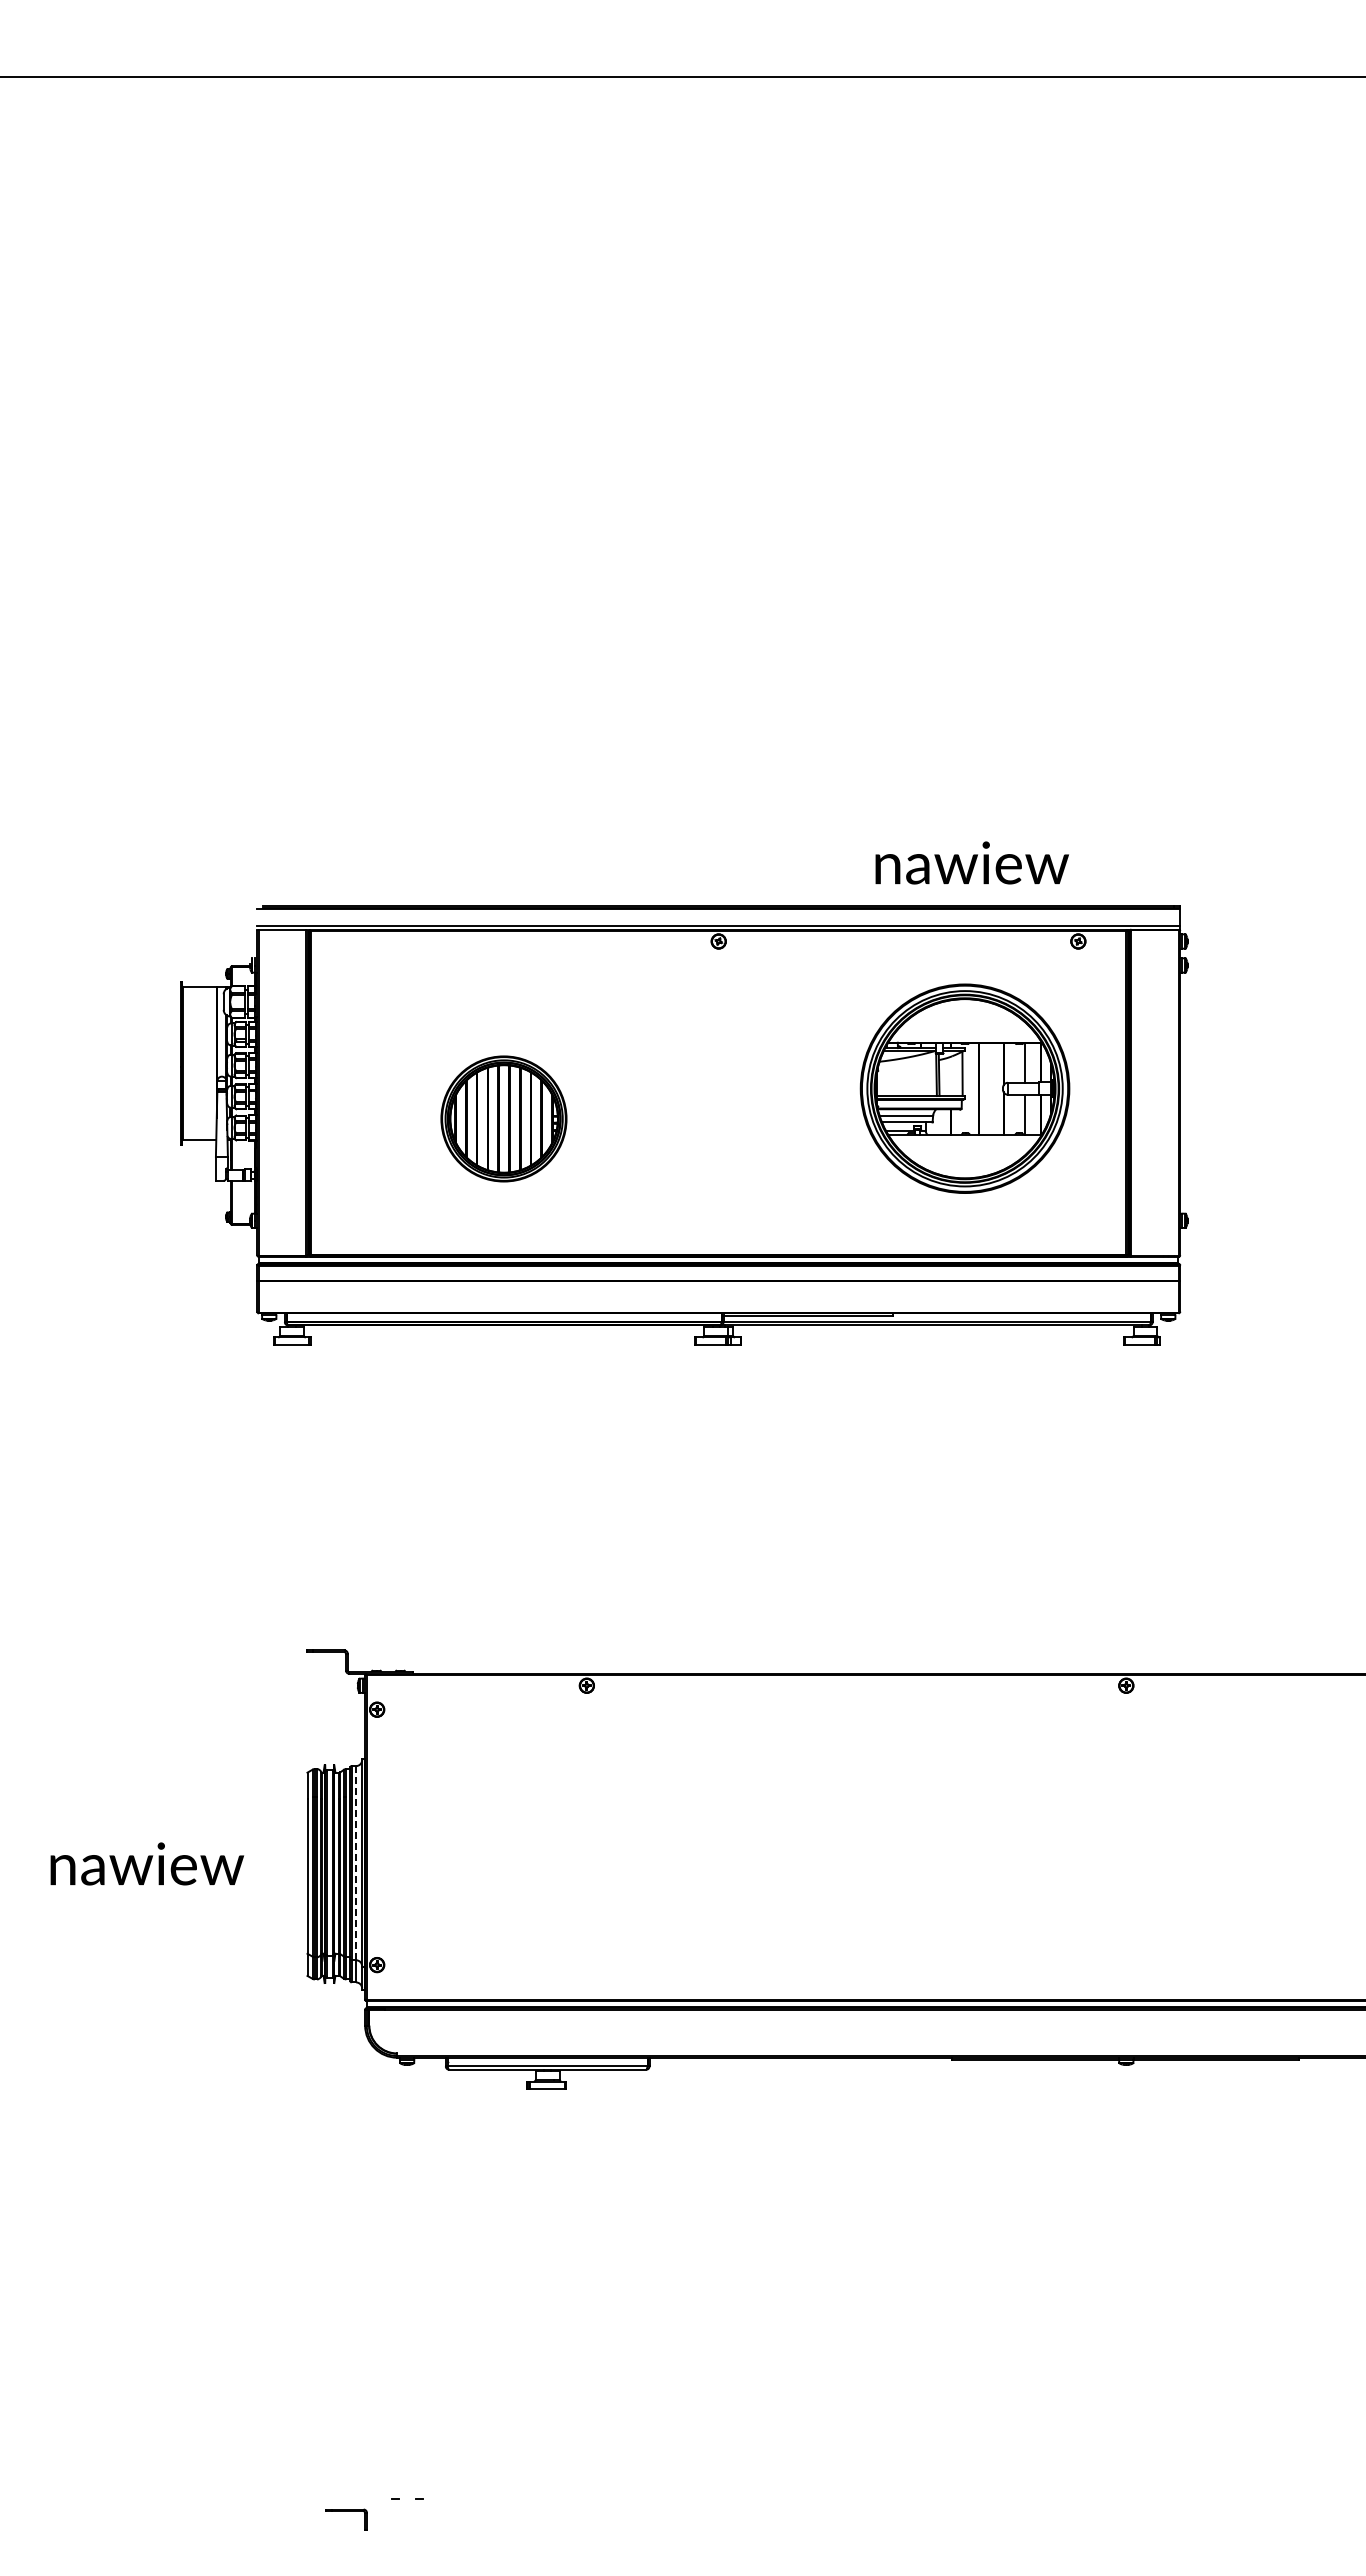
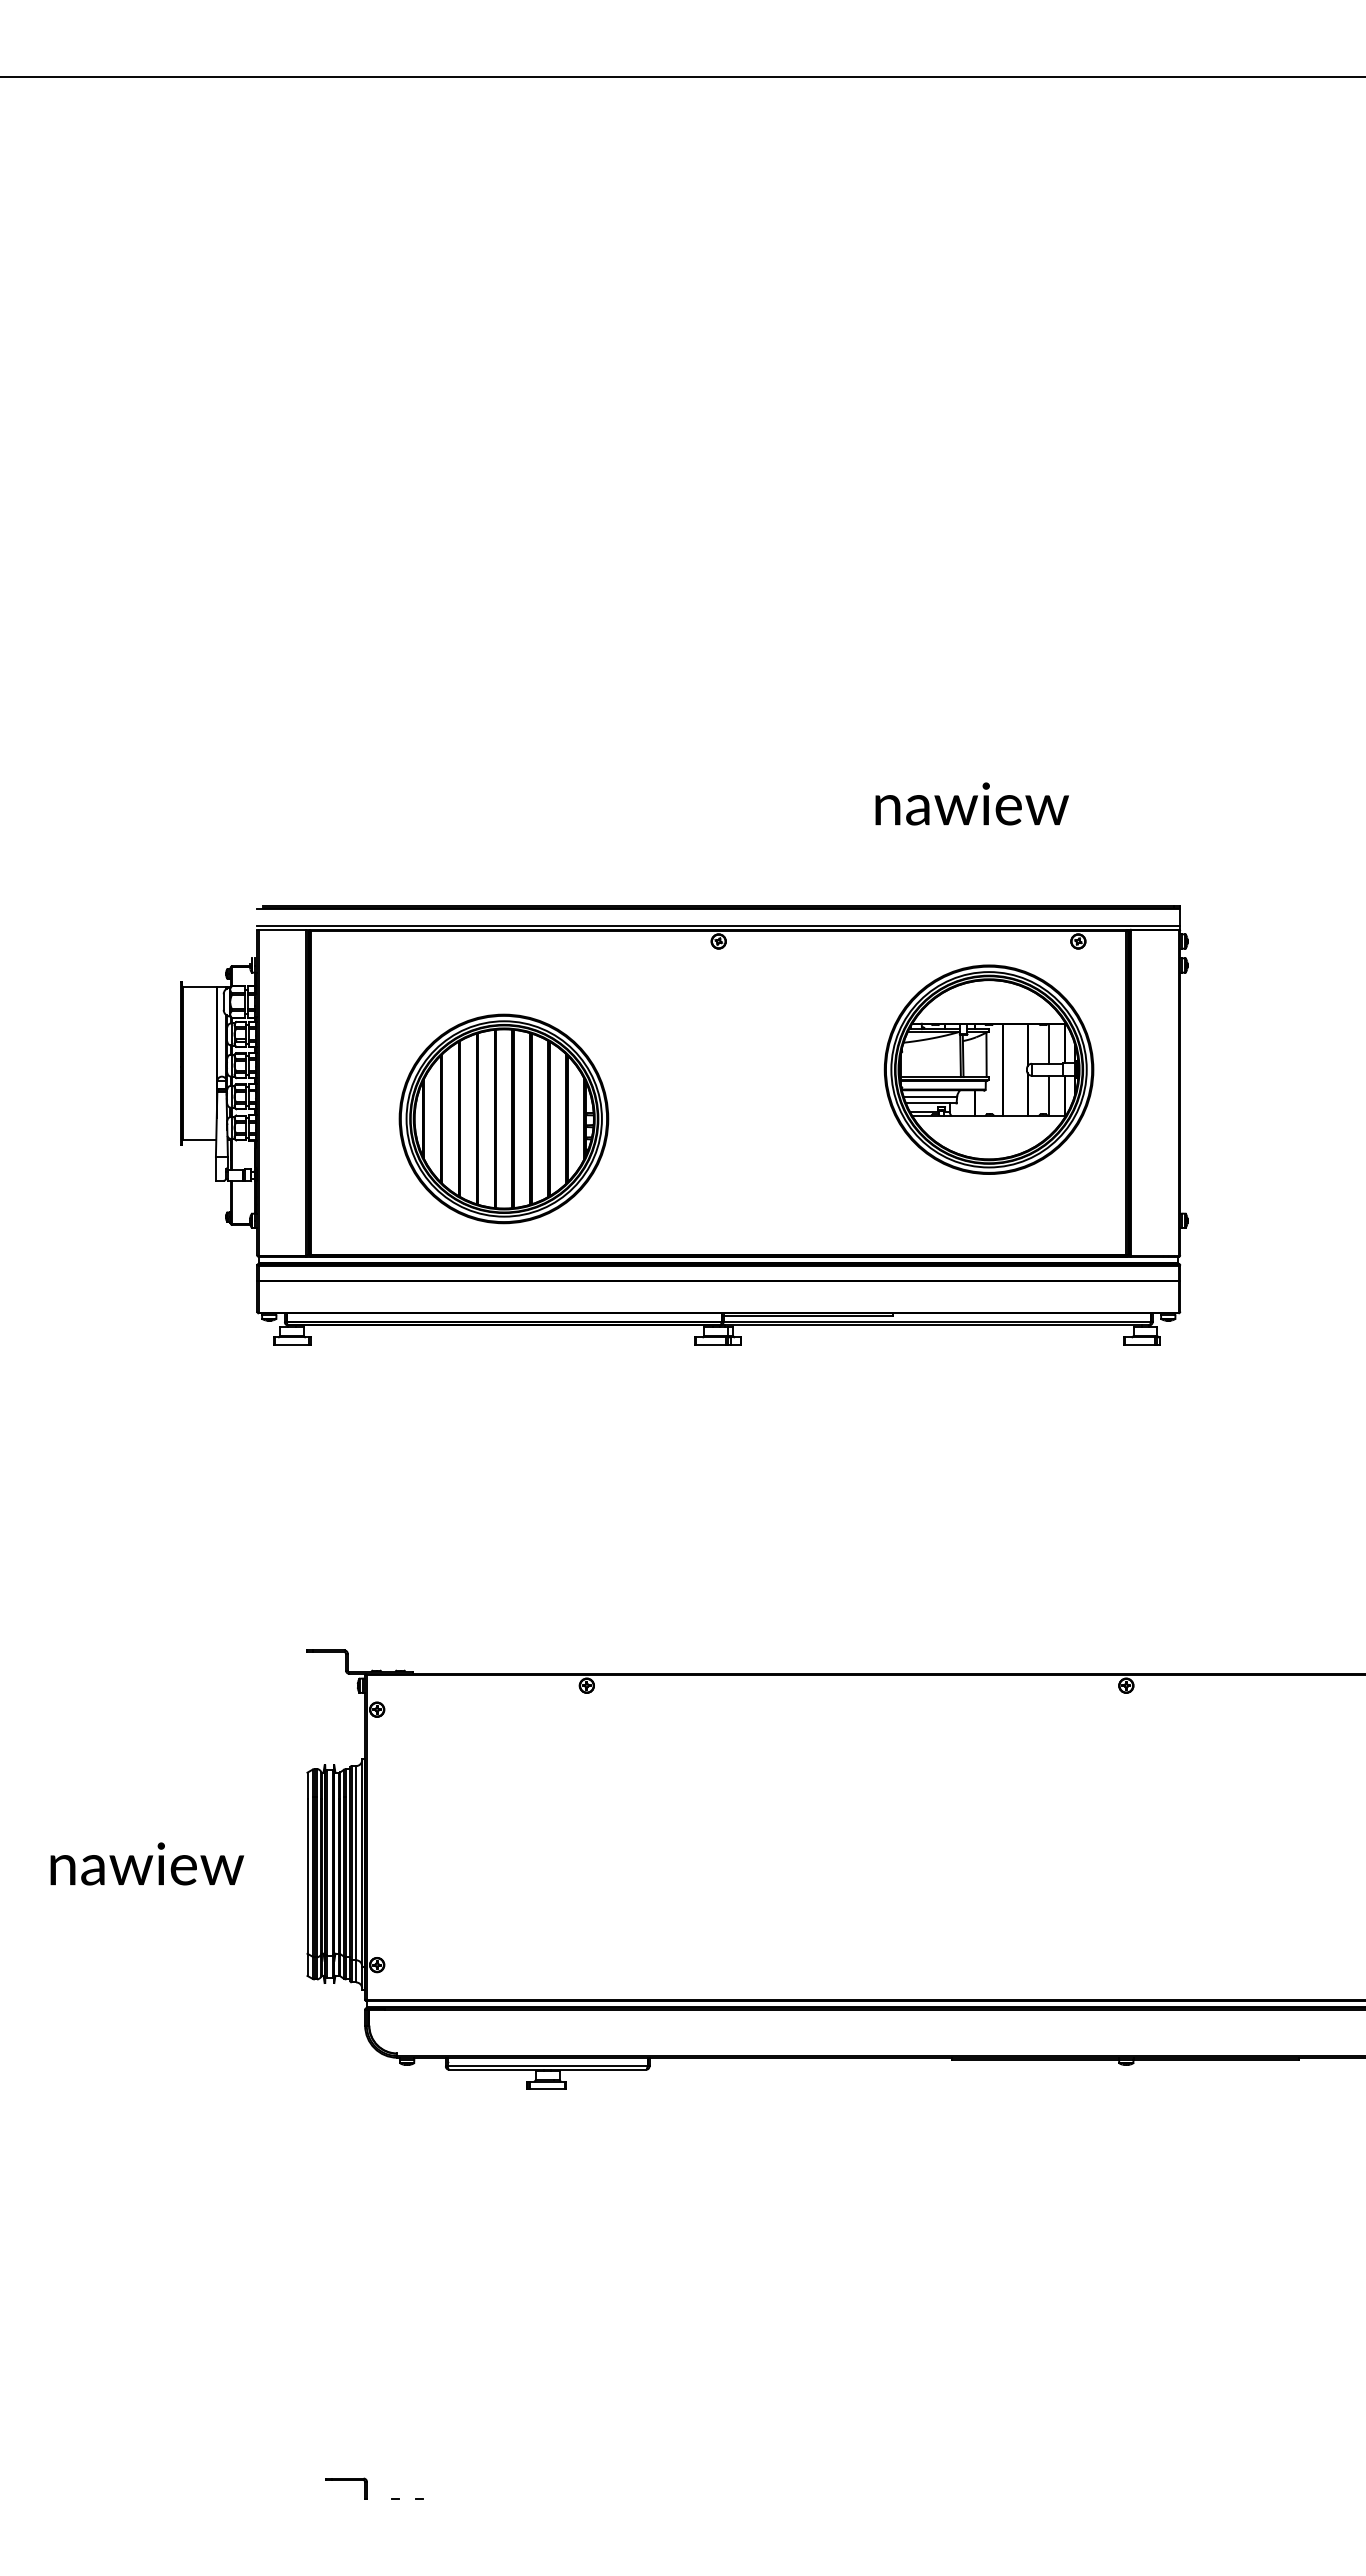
text position: (971, 862) -> (971, 803) (971, 803)
part position: (964, 1088) -> (988, 1069) (988, 1069)
part size: 128x128 px -> 212x212 px (503, 1118)
line: dashed -> solid (356, 1862)
part position: (346, 2511) -> (346, 2480) (346, 2480)
